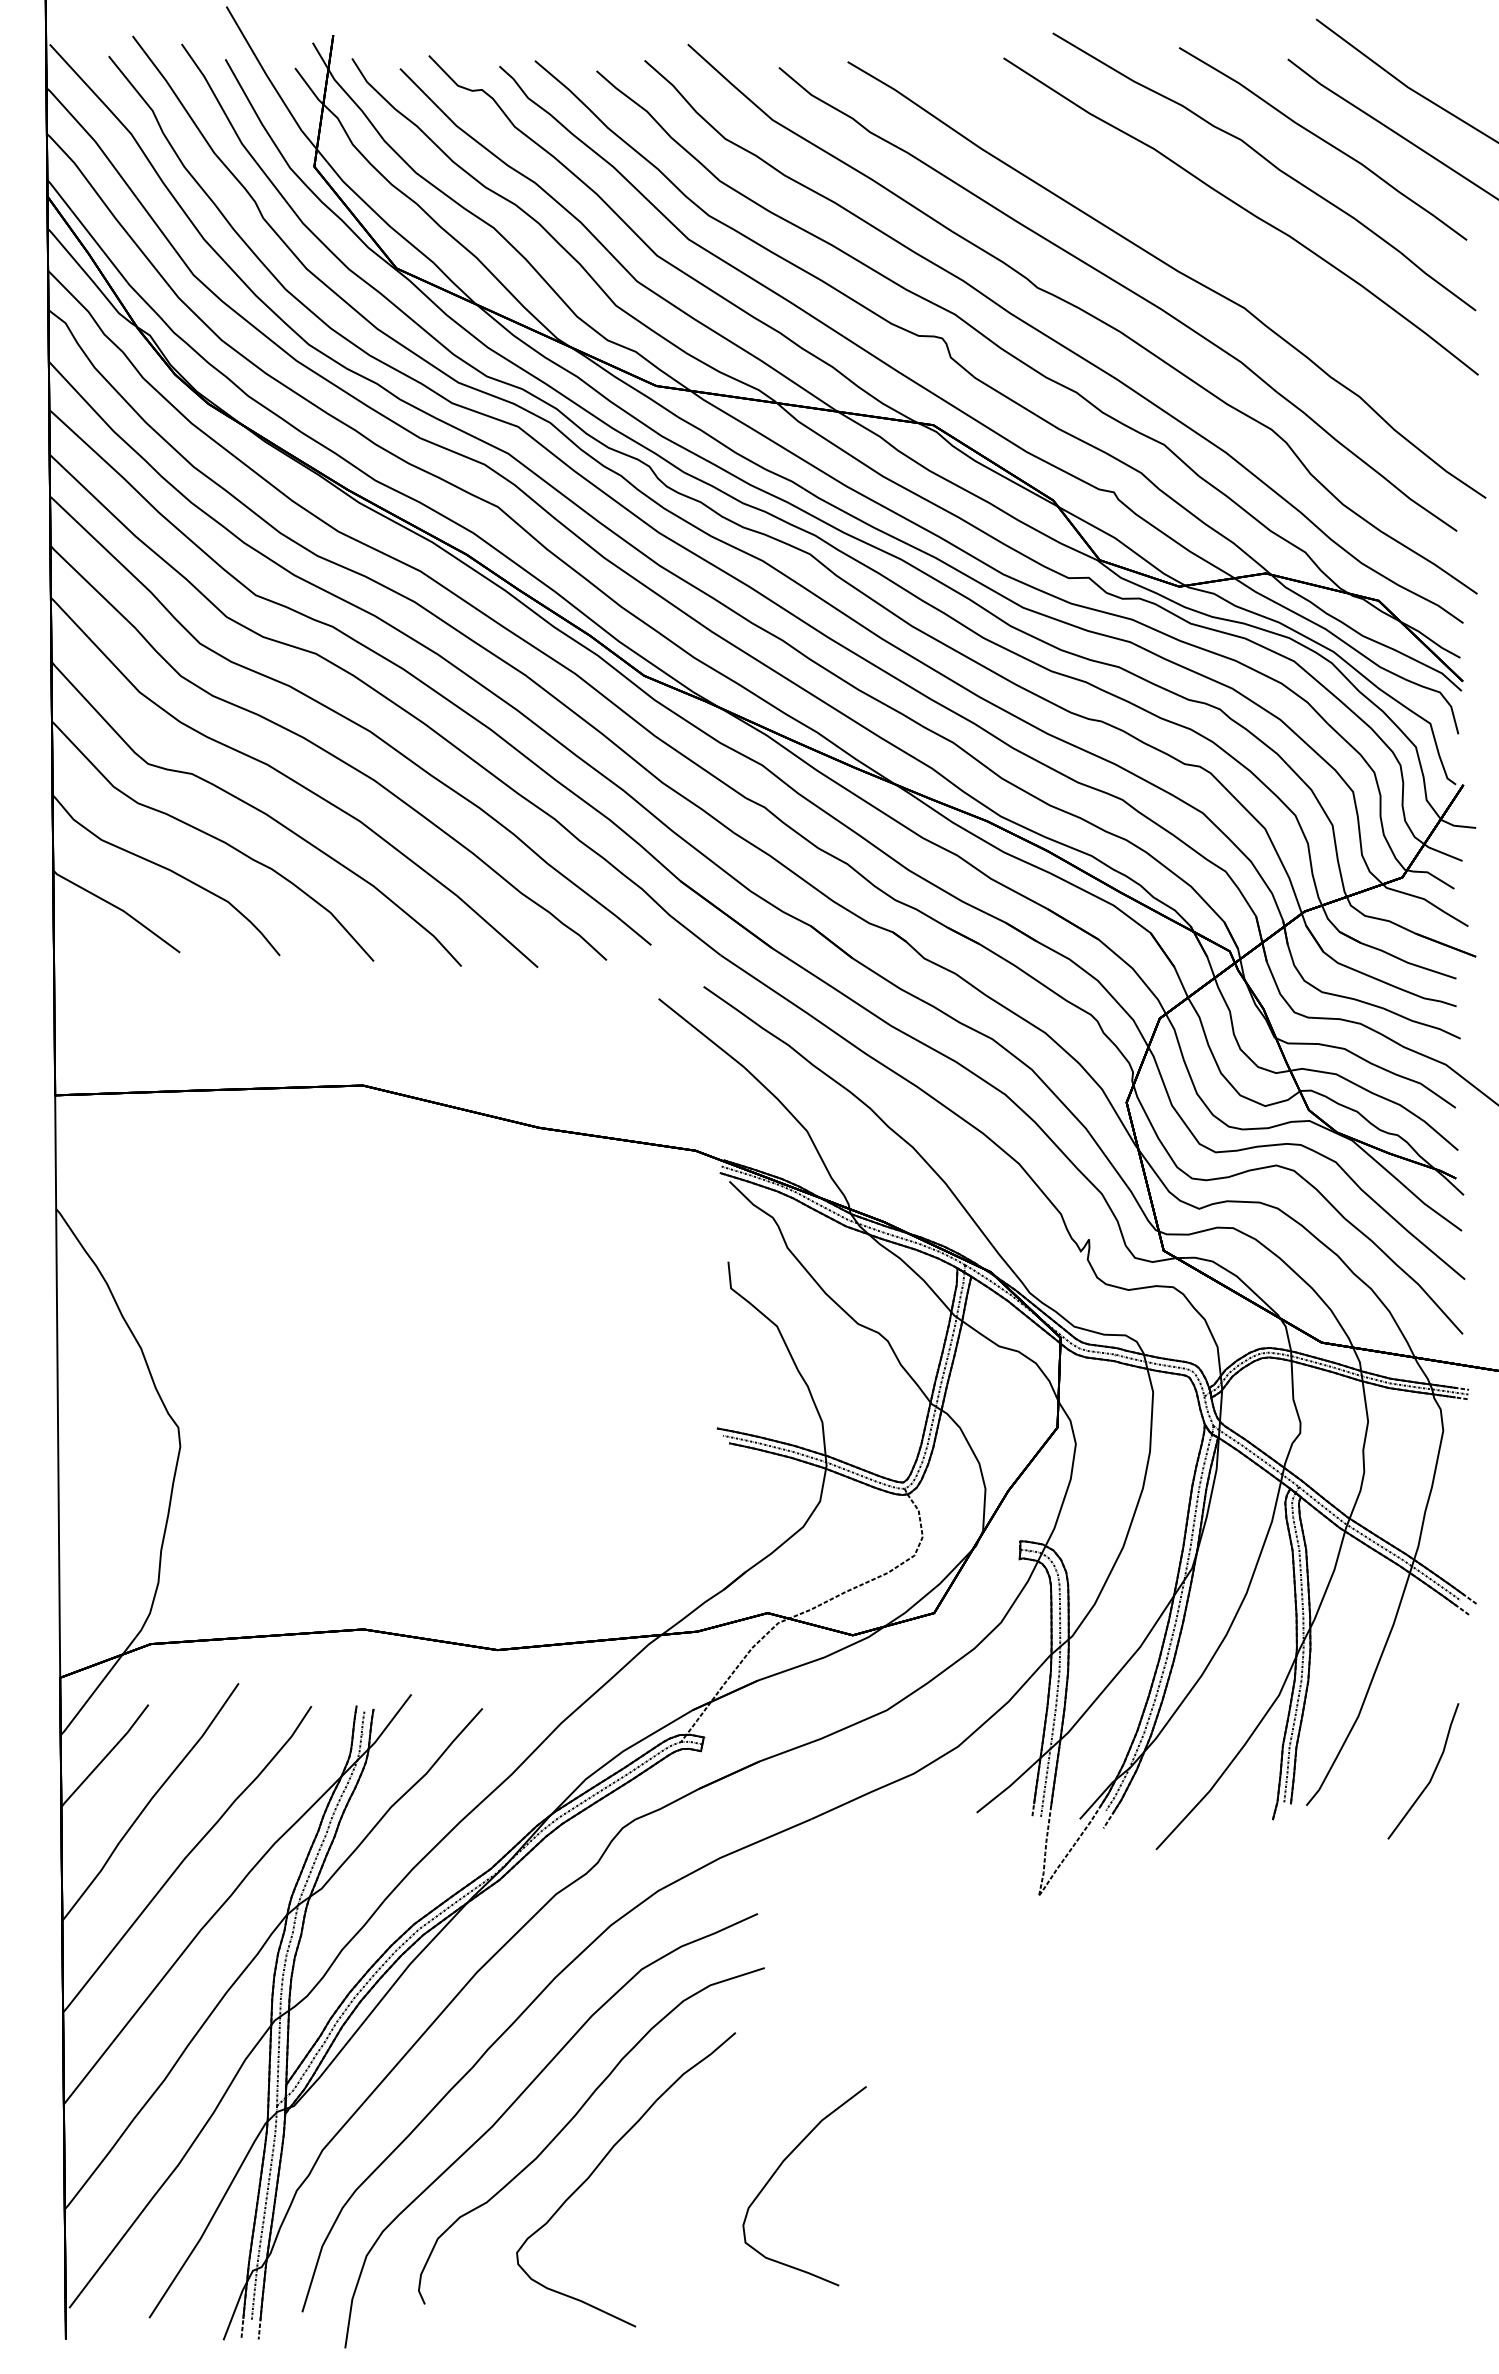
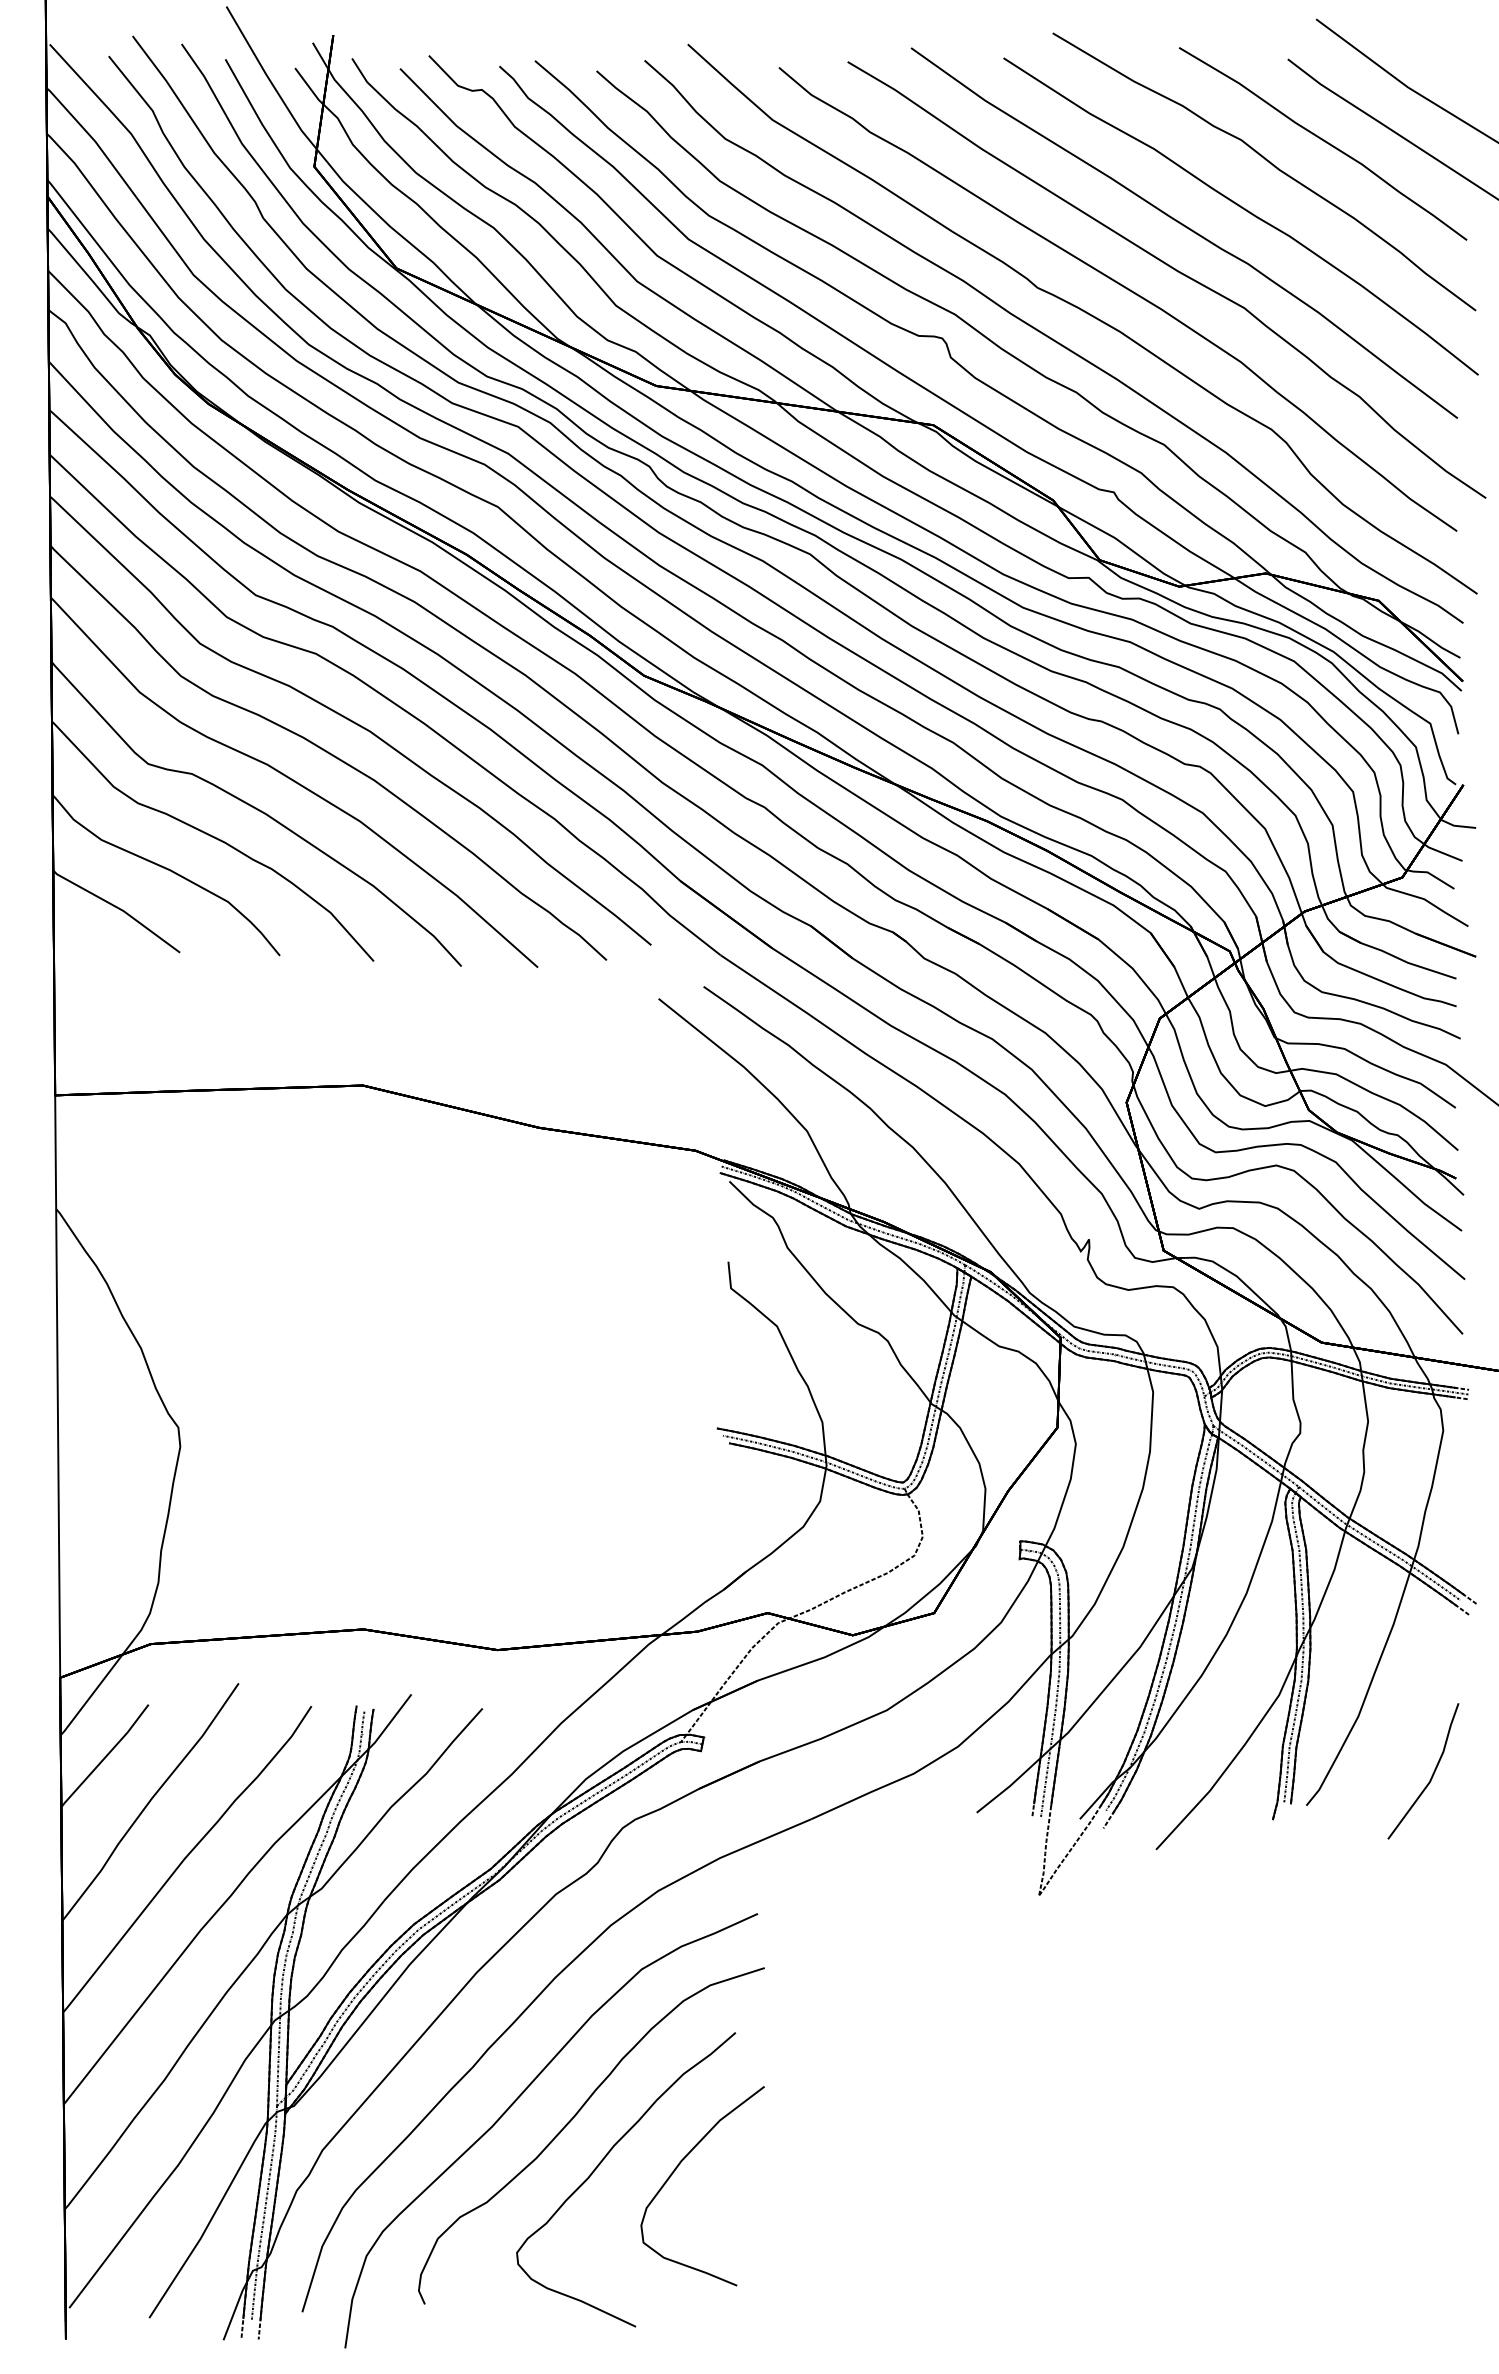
curve: none -> present (1186, 228)
part position: (779, 2168) -> (677, 2168) (677, 2168)
